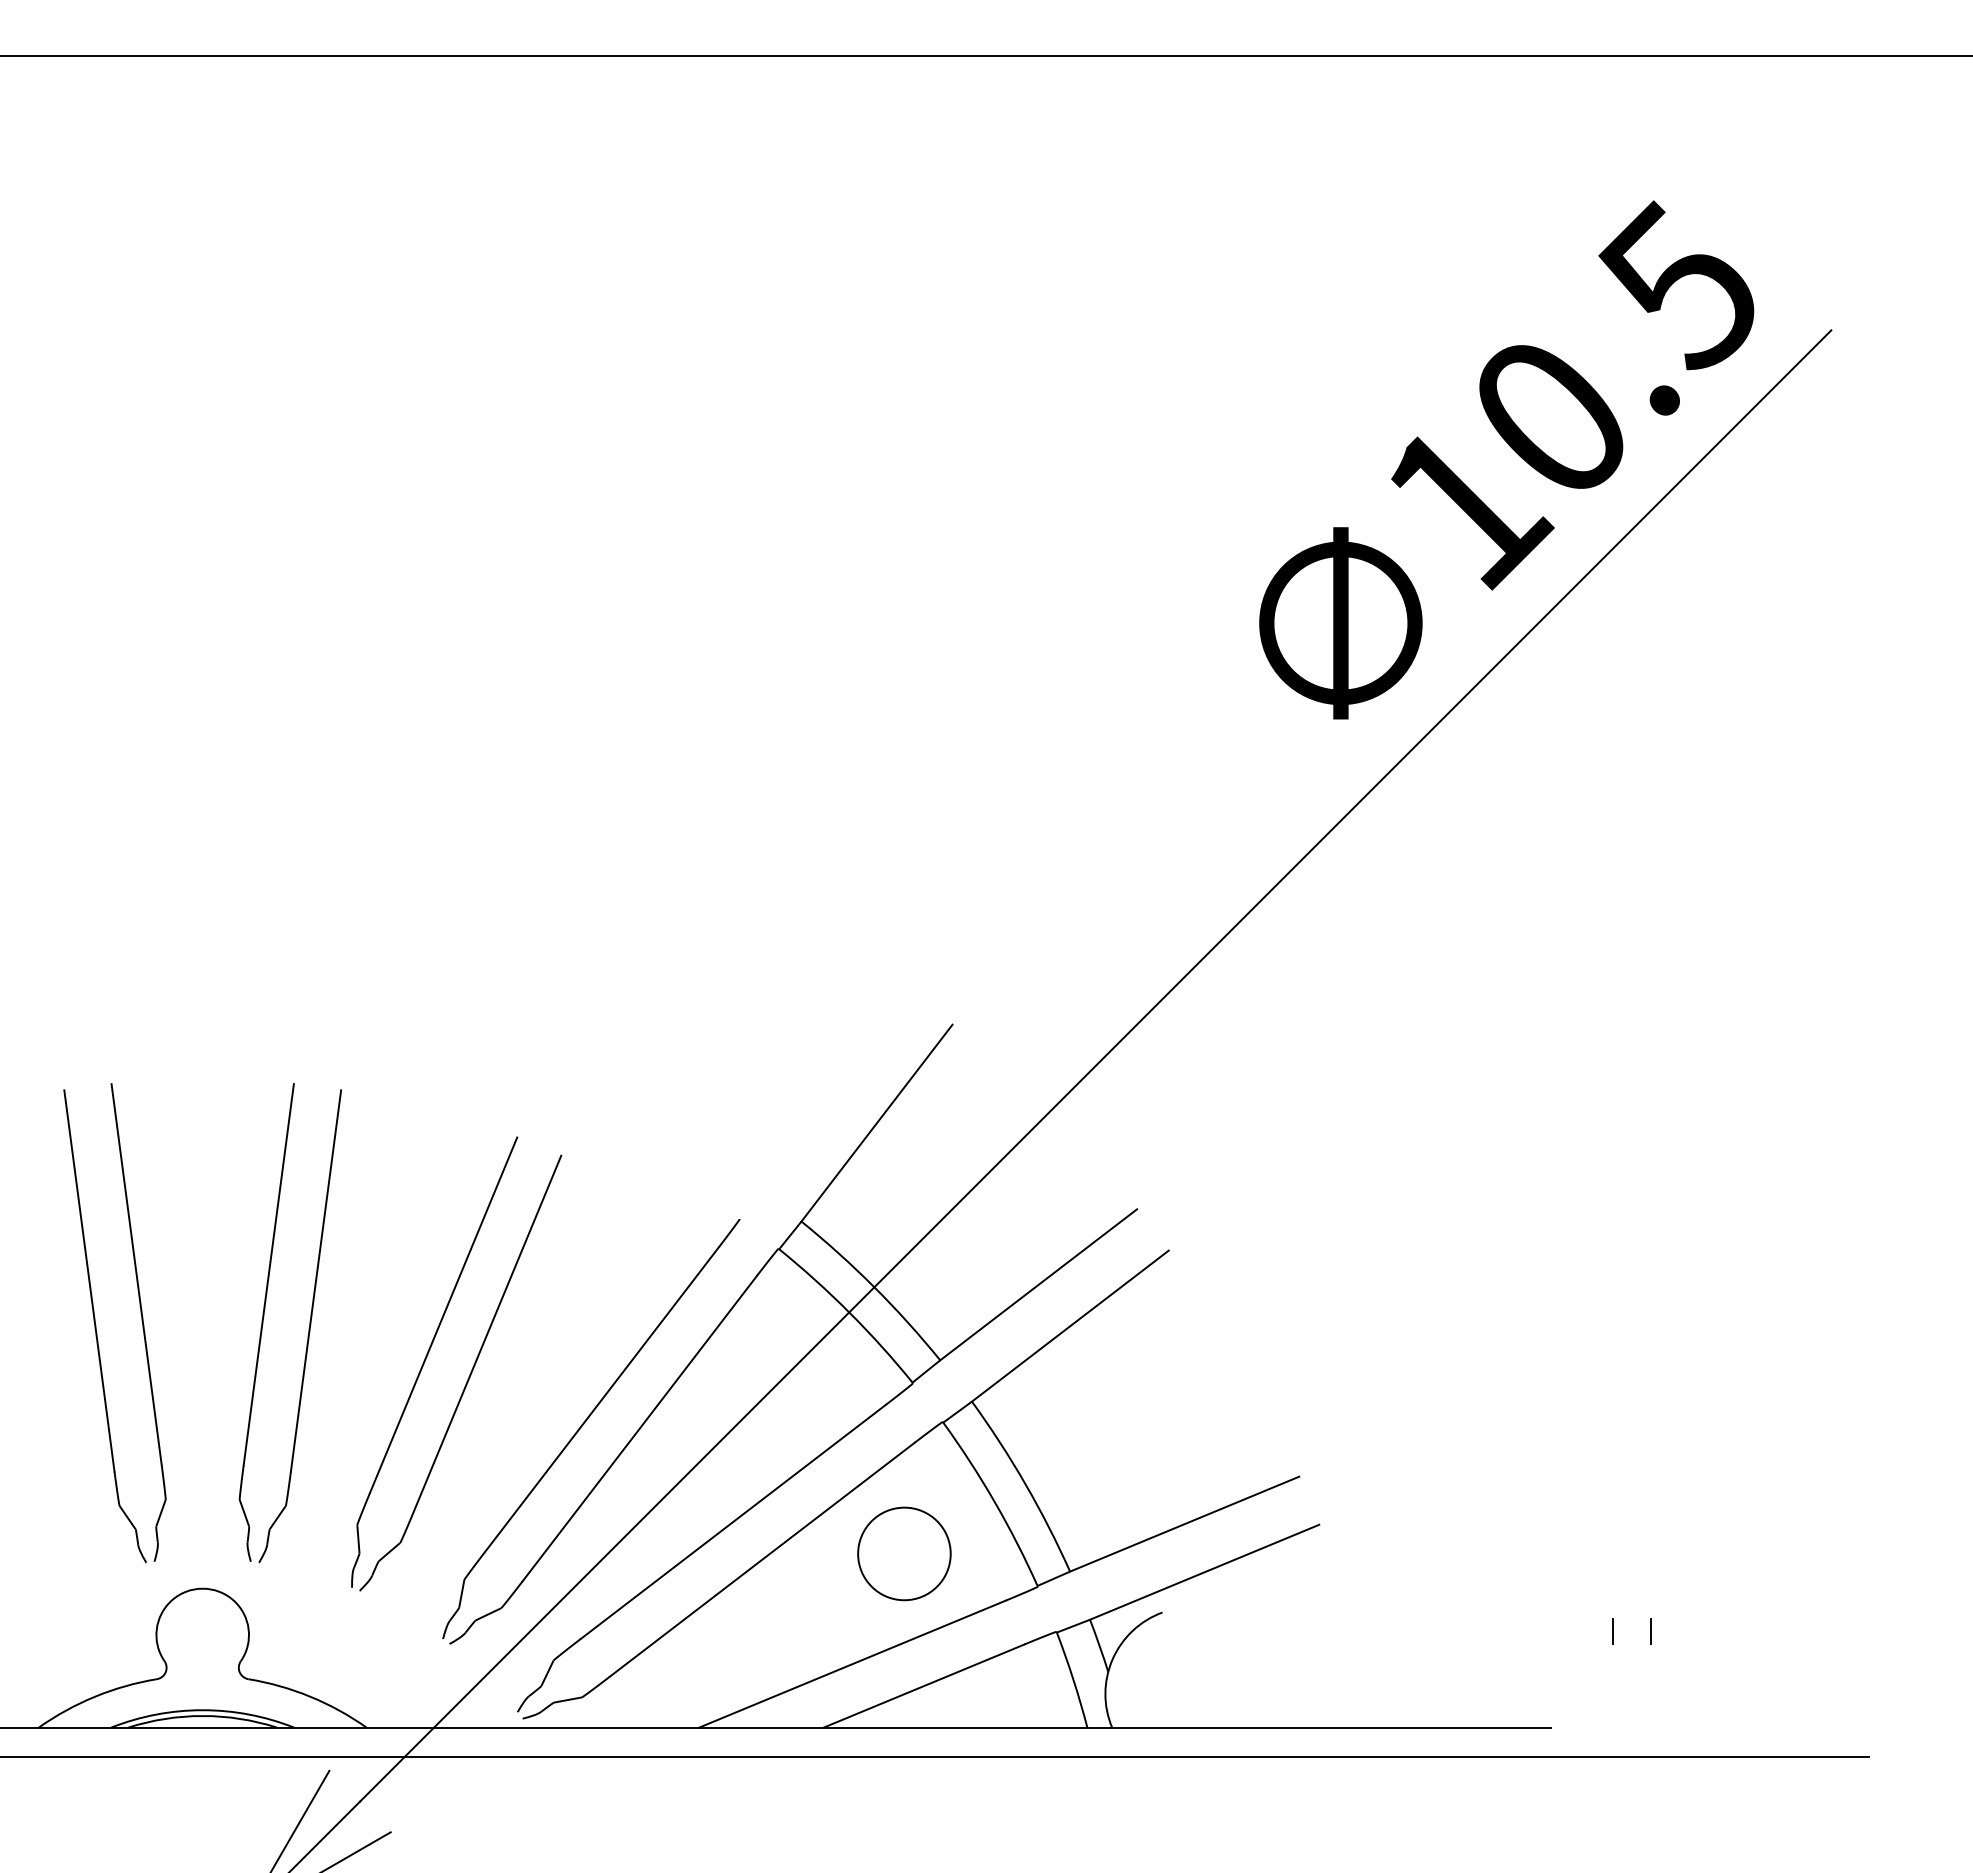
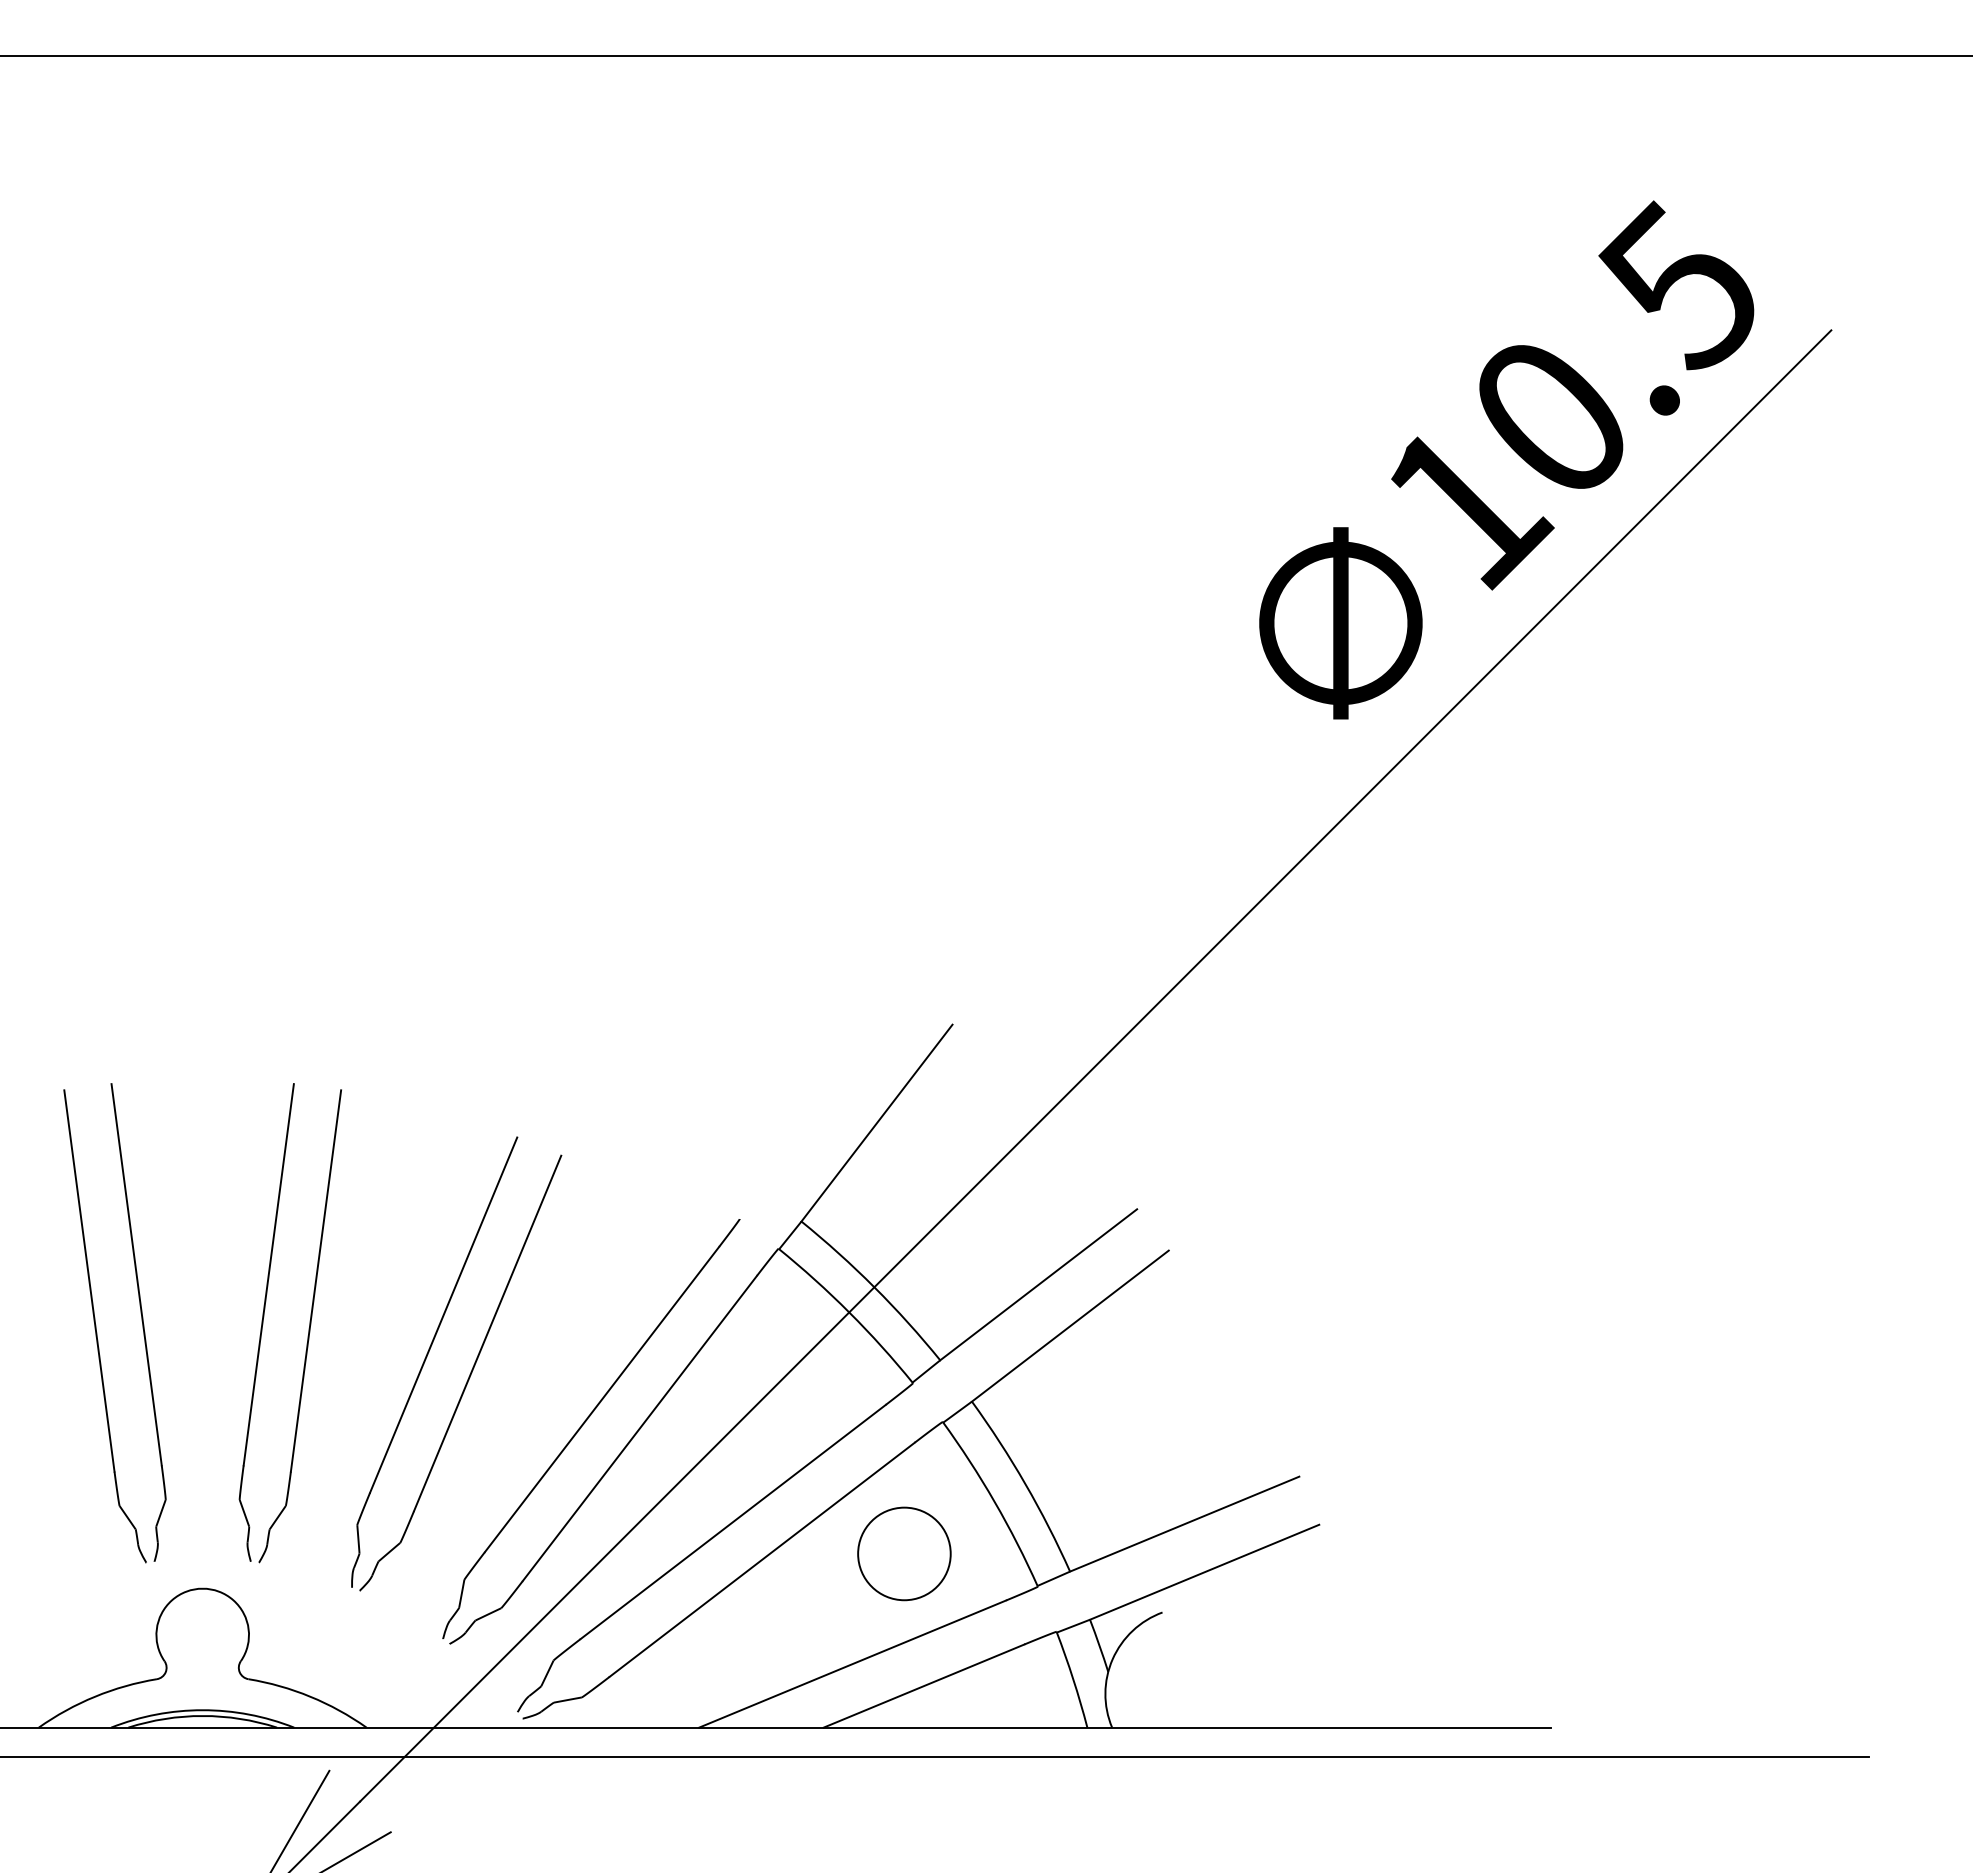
line: present -> none (1612, 1631)
line: present -> none (1651, 1631)
